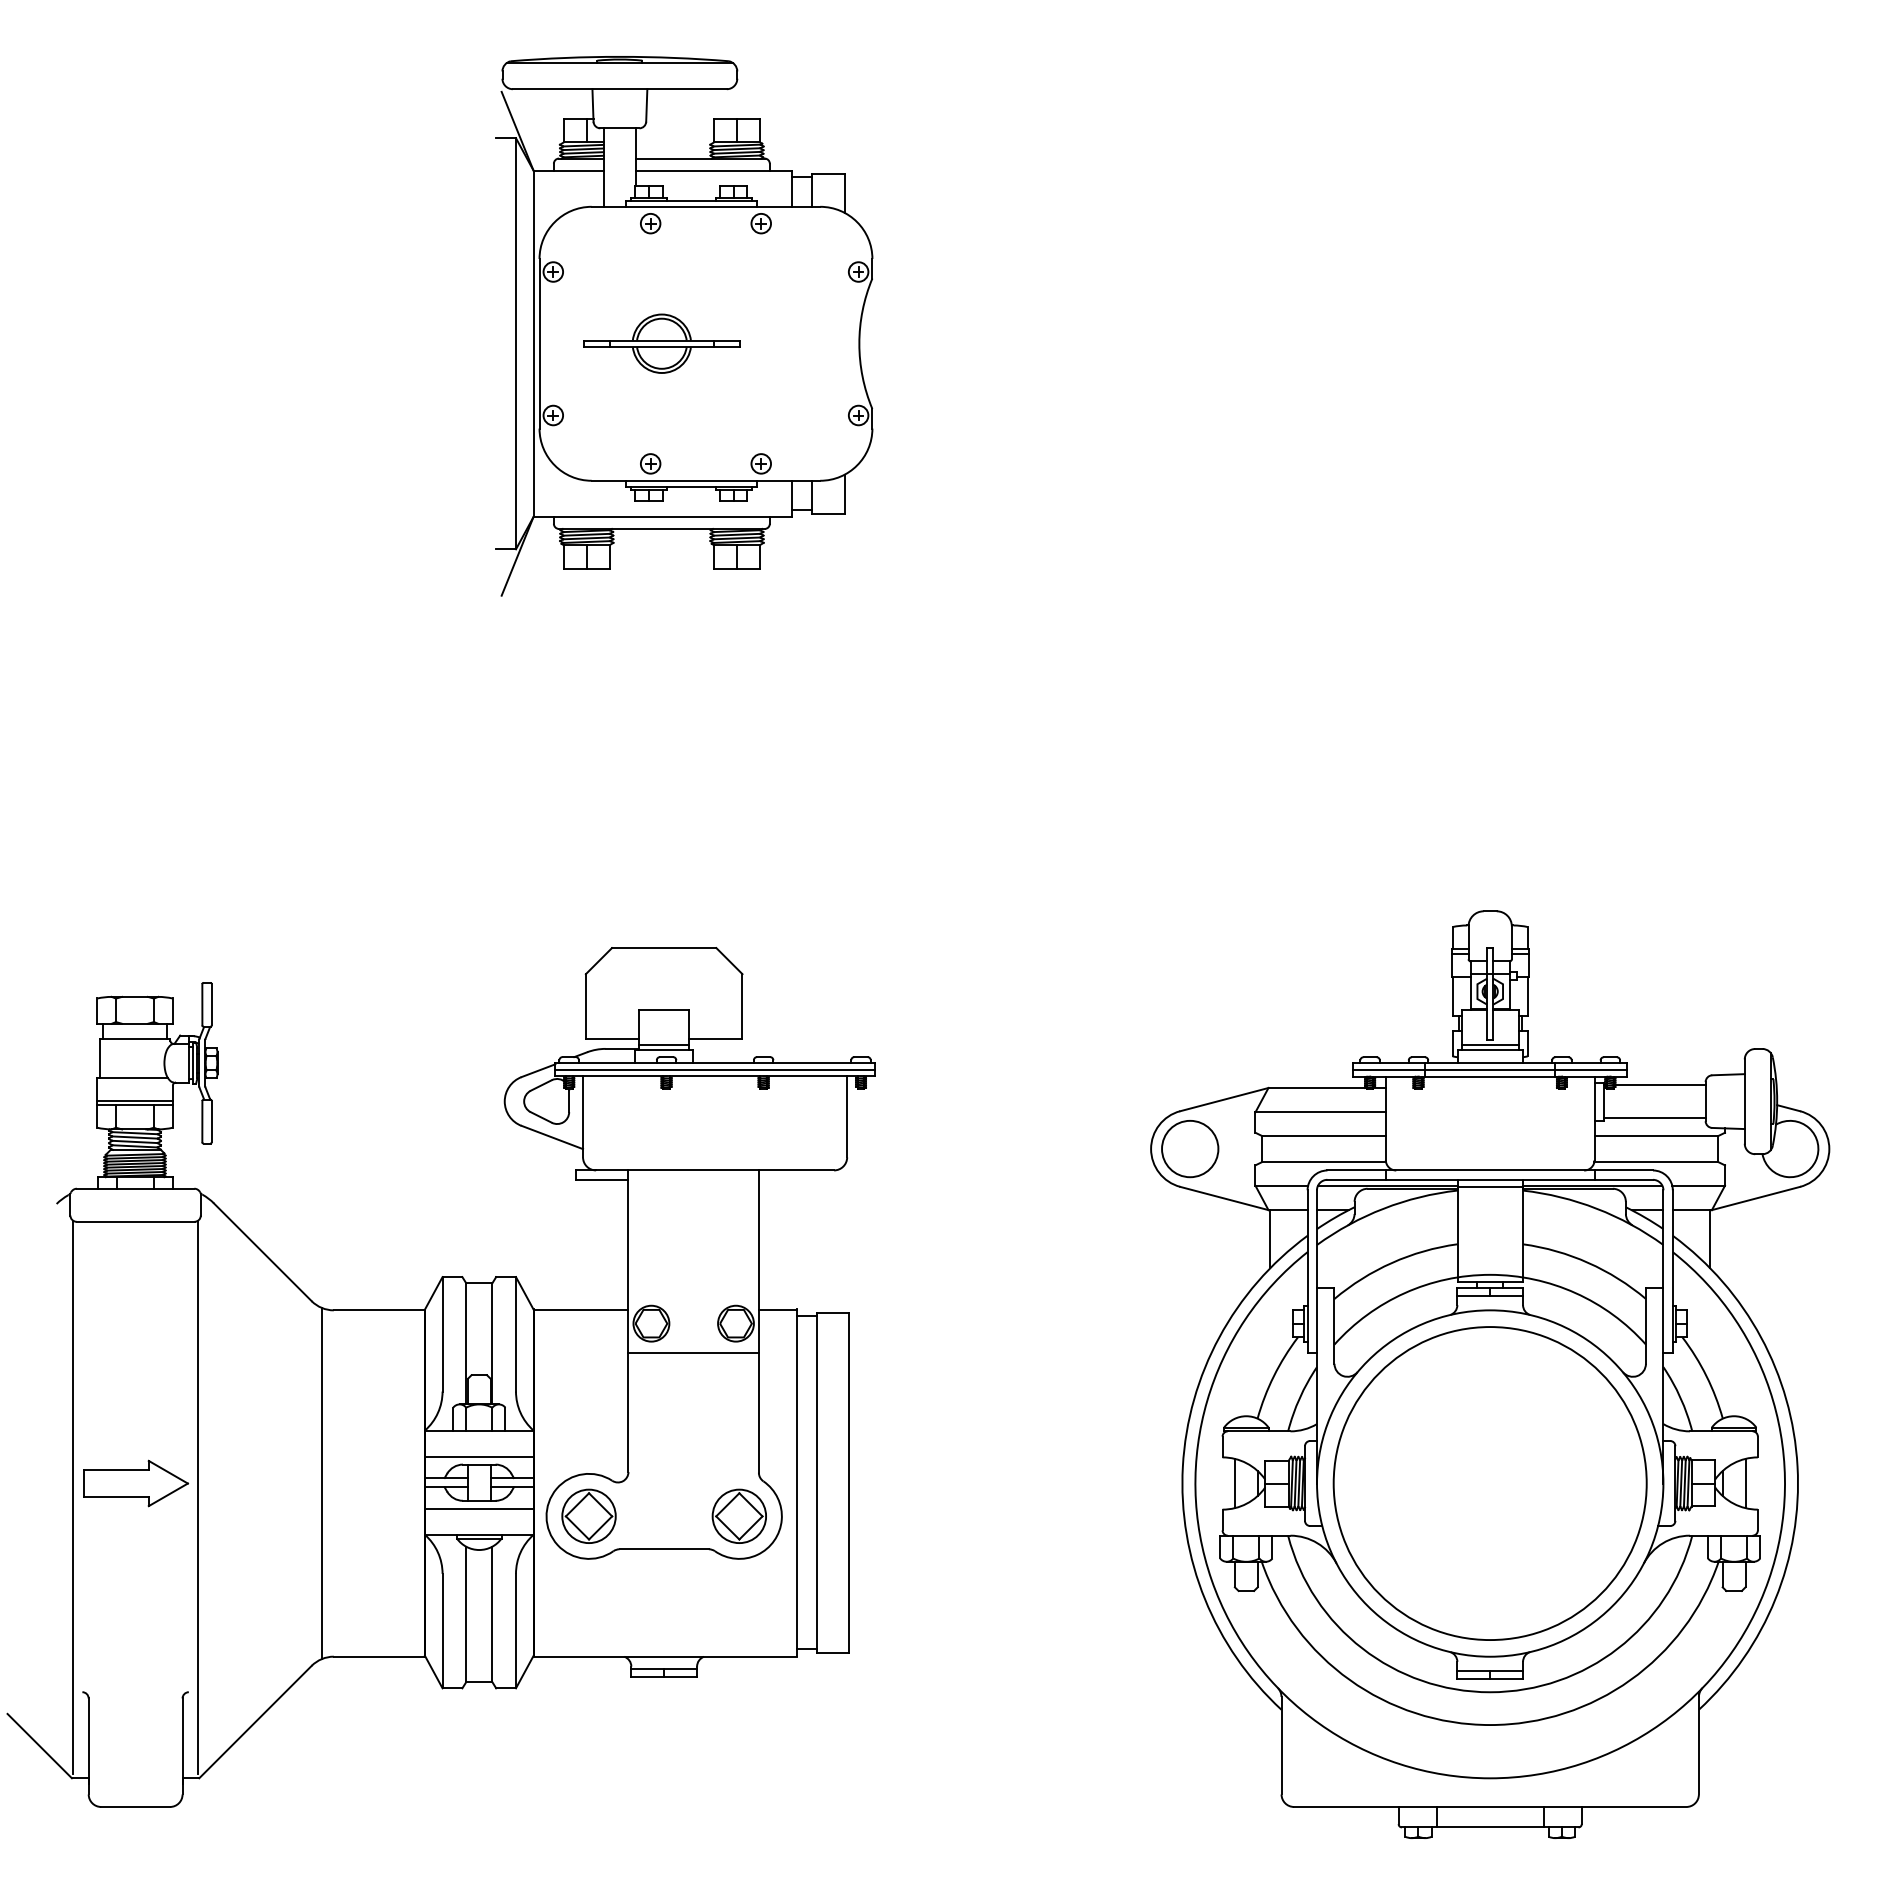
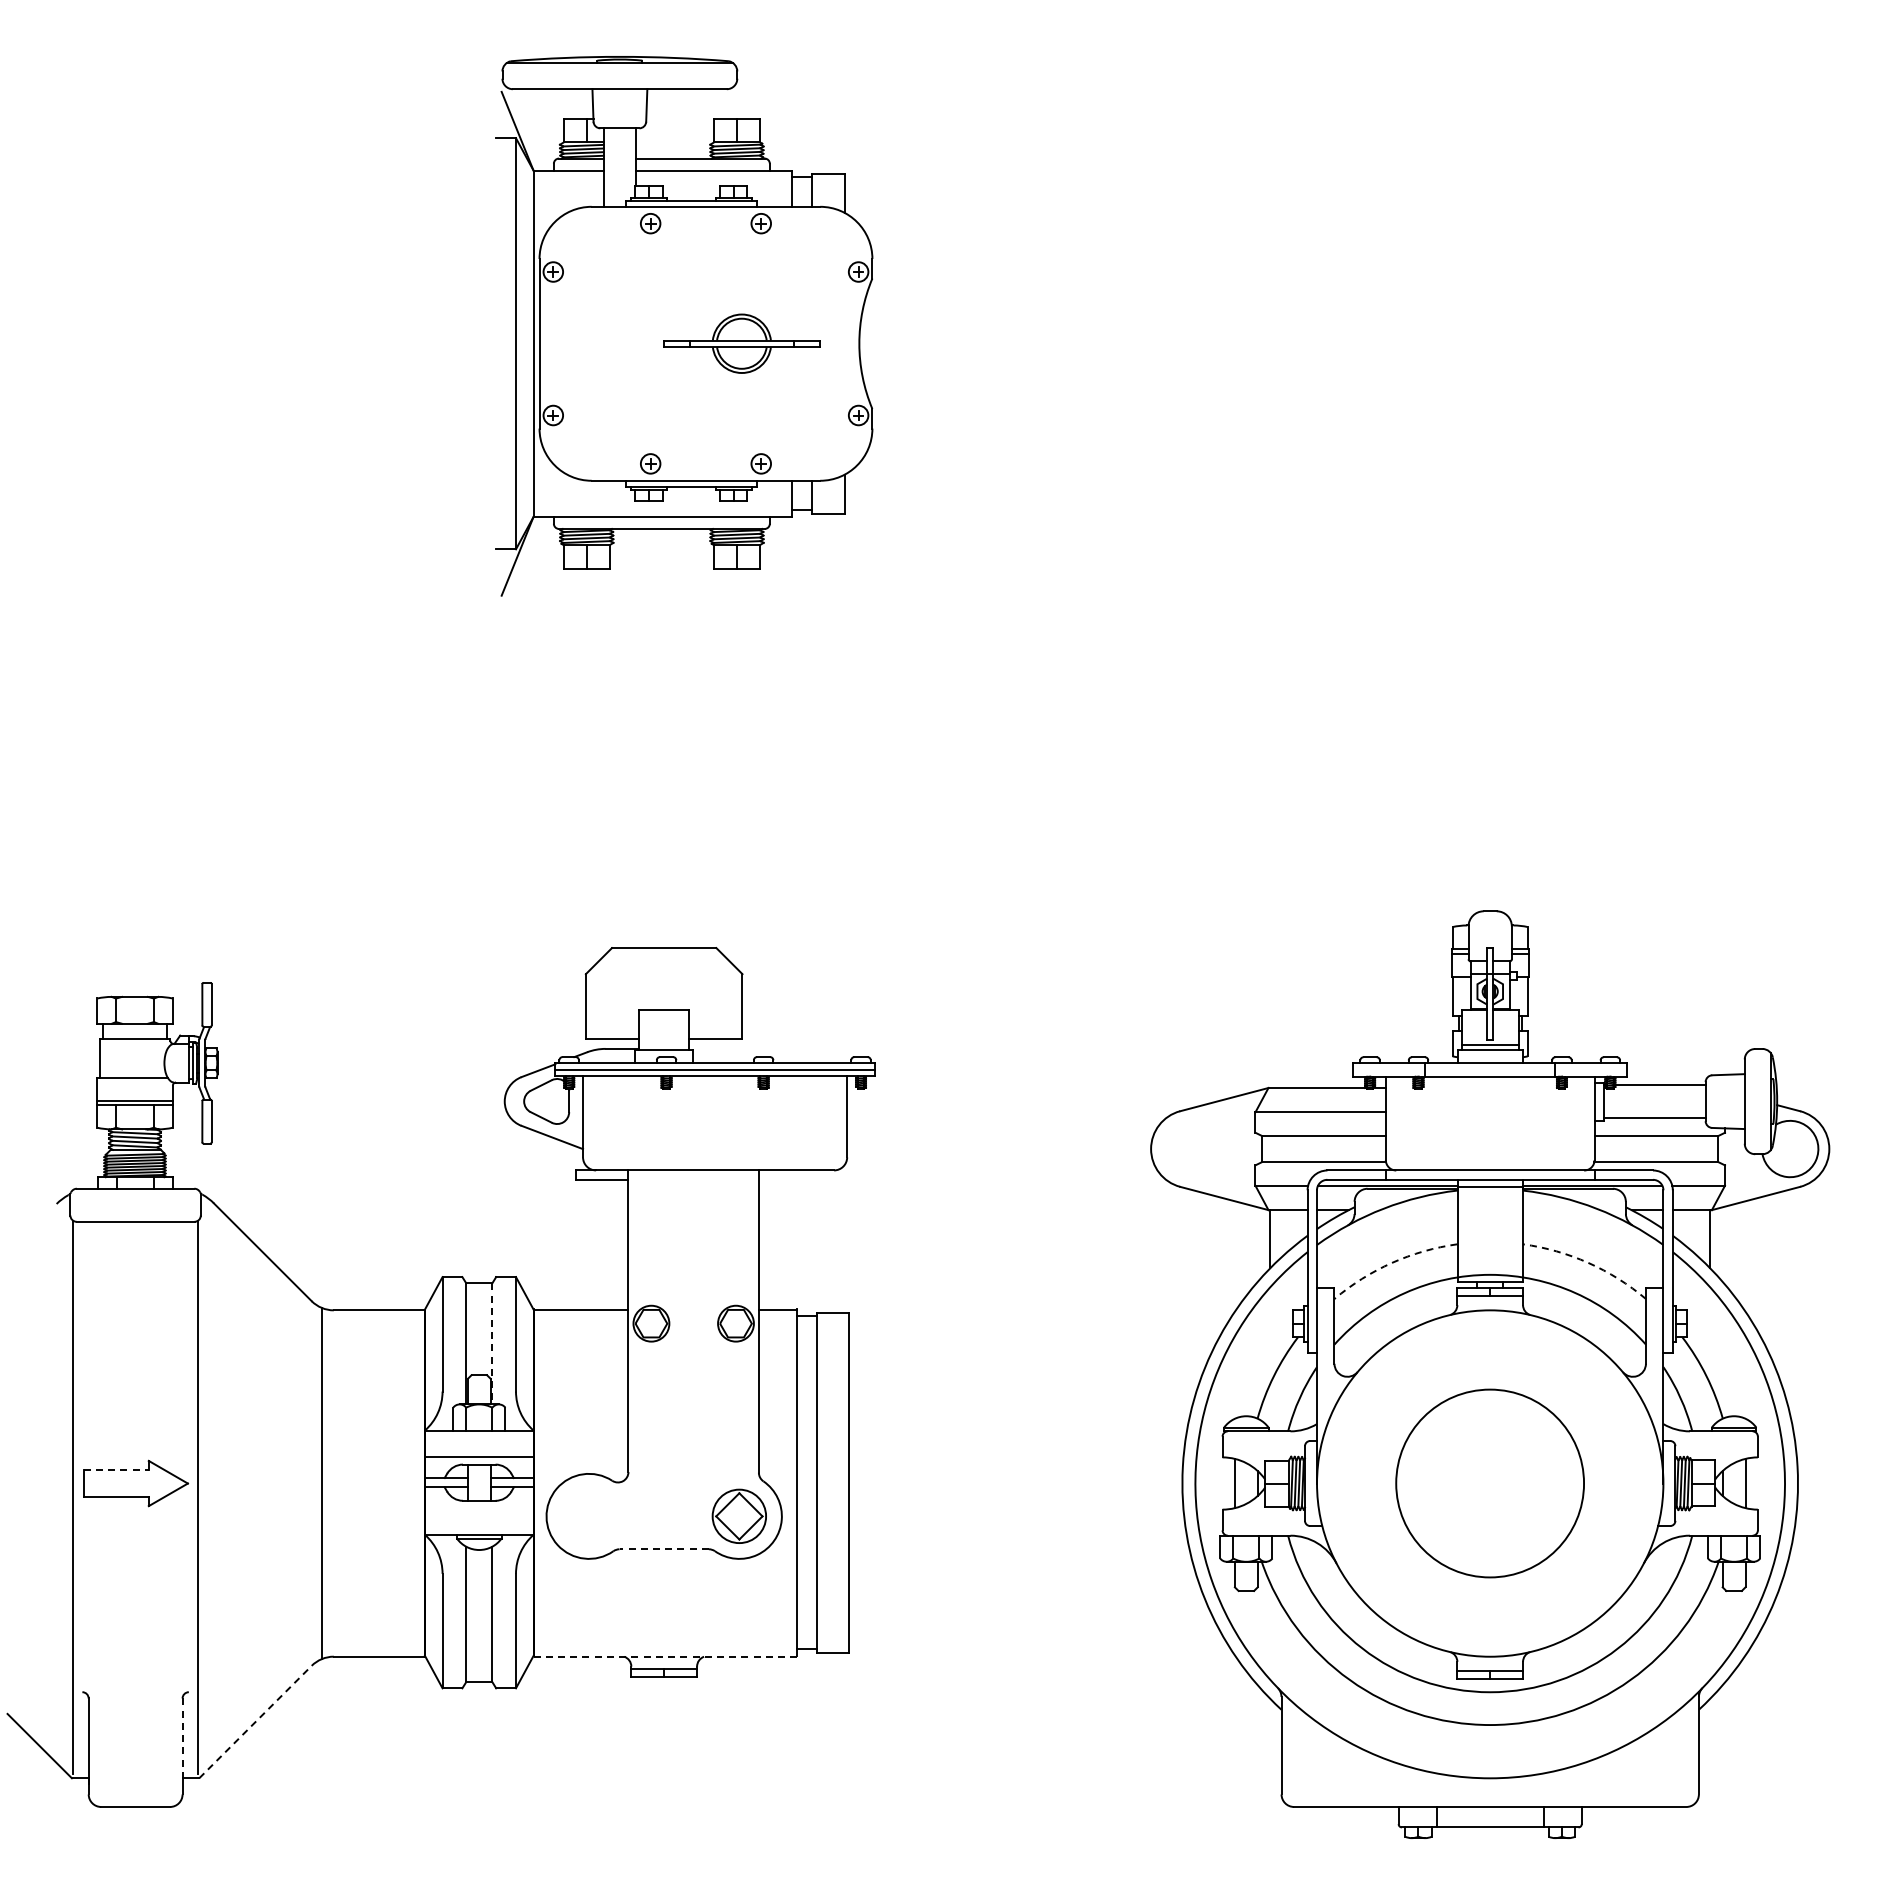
part position: (661, 343) -> (741, 343) (741, 343)
line: present -> none (664, 1044)
line: present -> none (1490, 1069)
circle: present -> none (1190, 1149)
arc: solid -> dashed (1392, 1262)
arc: solid -> dashed (1588, 1262)
line: solid -> dashed (492, 1343)
line: present -> none (693, 1353)
line: solid -> dashed (116, 1470)
circle size: 316x315 px -> 190x191 px (1489, 1483)
line: present -> none (479, 1508)
part: present -> none (588, 1515)
line: solid -> dashed (664, 1549)
line: solid -> dashed (665, 1656)
line: solid -> dashed (255, 1721)
line: solid -> dashed (182, 1740)
